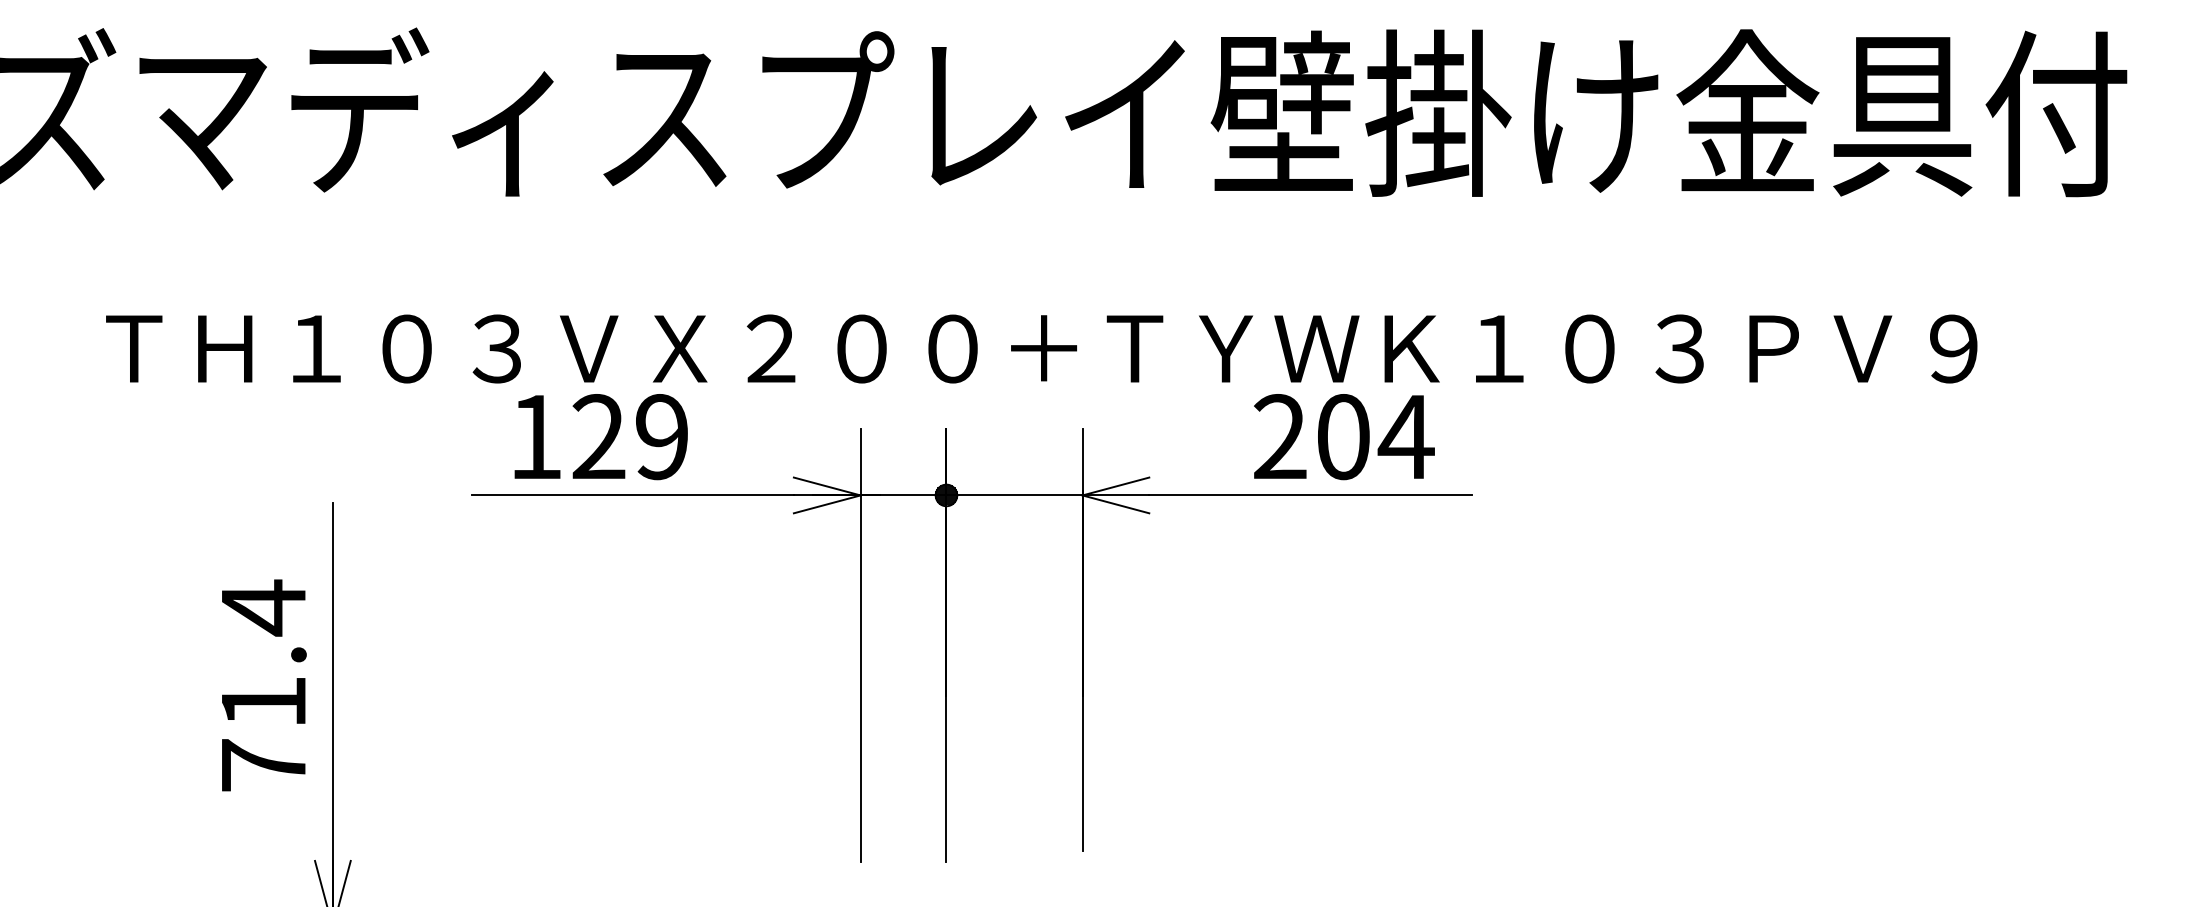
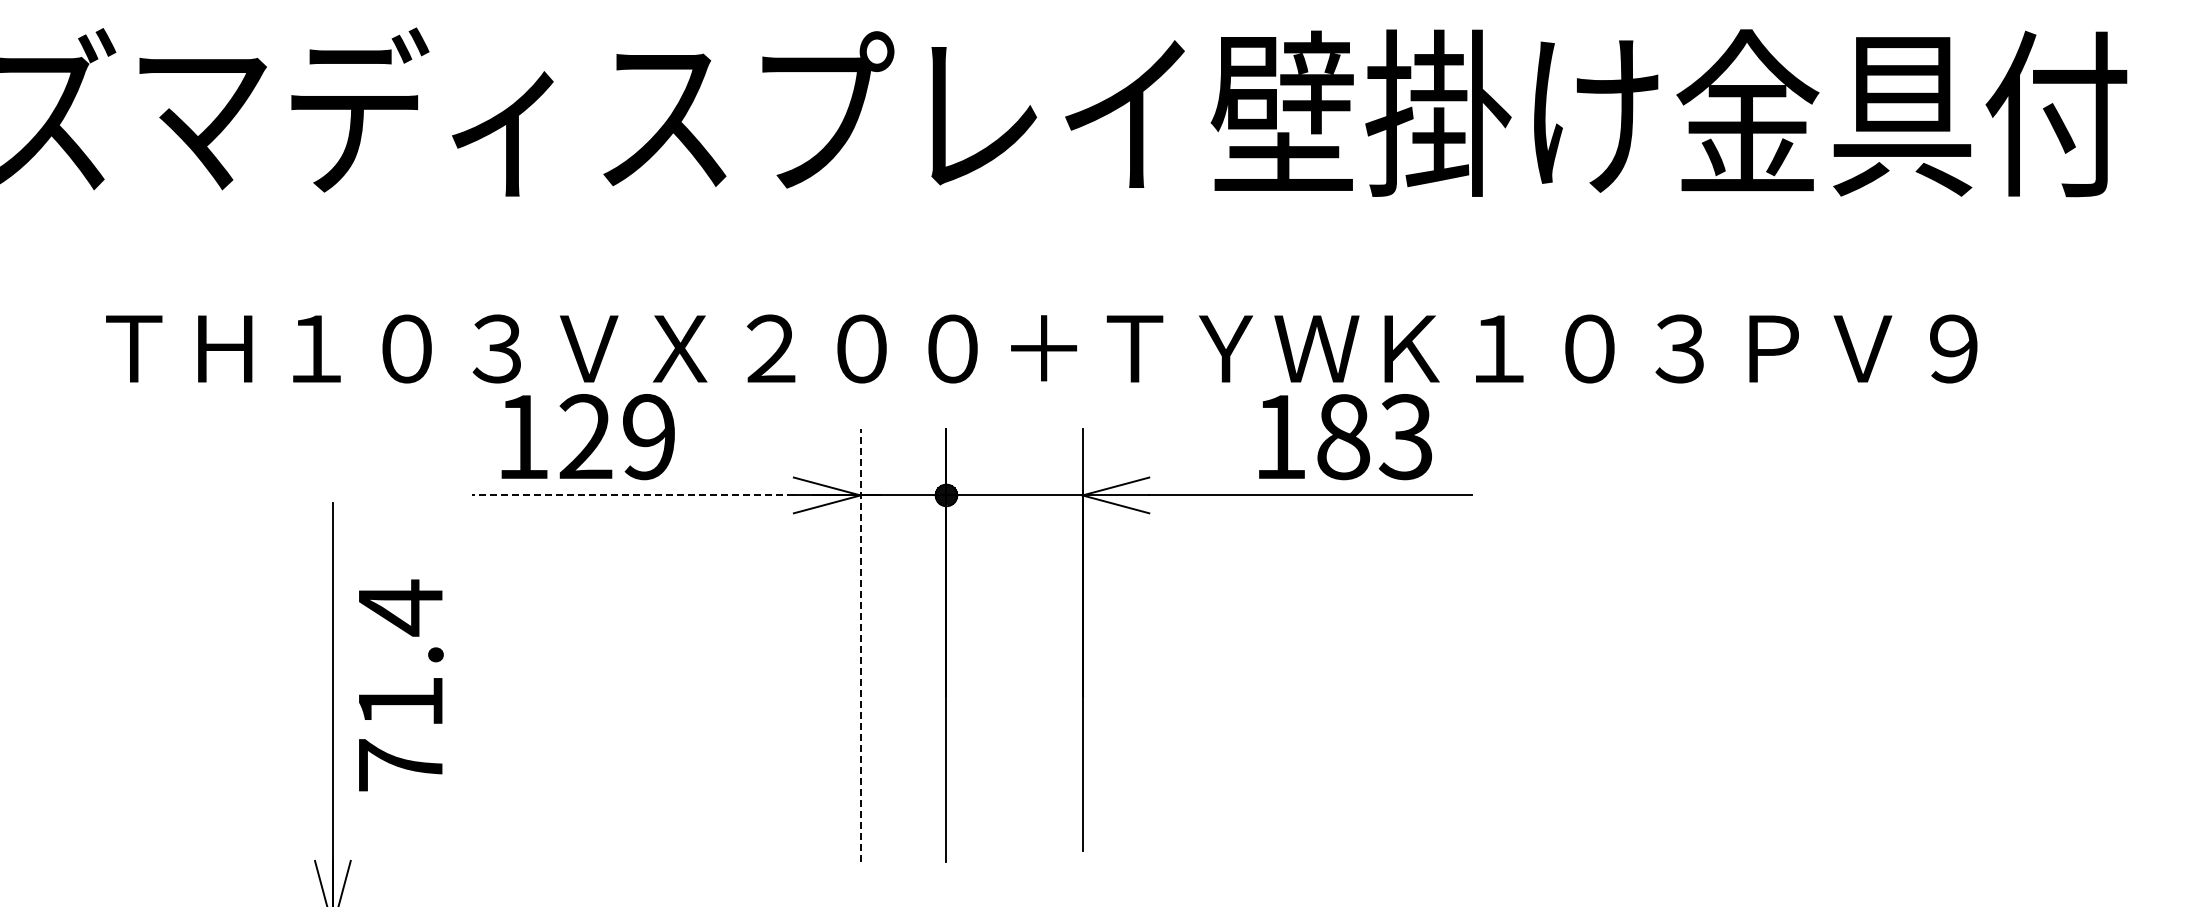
text position: (600, 437) -> (587, 437) (587, 437)
text: 204 -> 183 (1344, 437)
line: solid -> dashed (632, 495)
line: solid -> dashed (860, 645)
text position: (264, 685) -> (401, 685) (401, 685)
